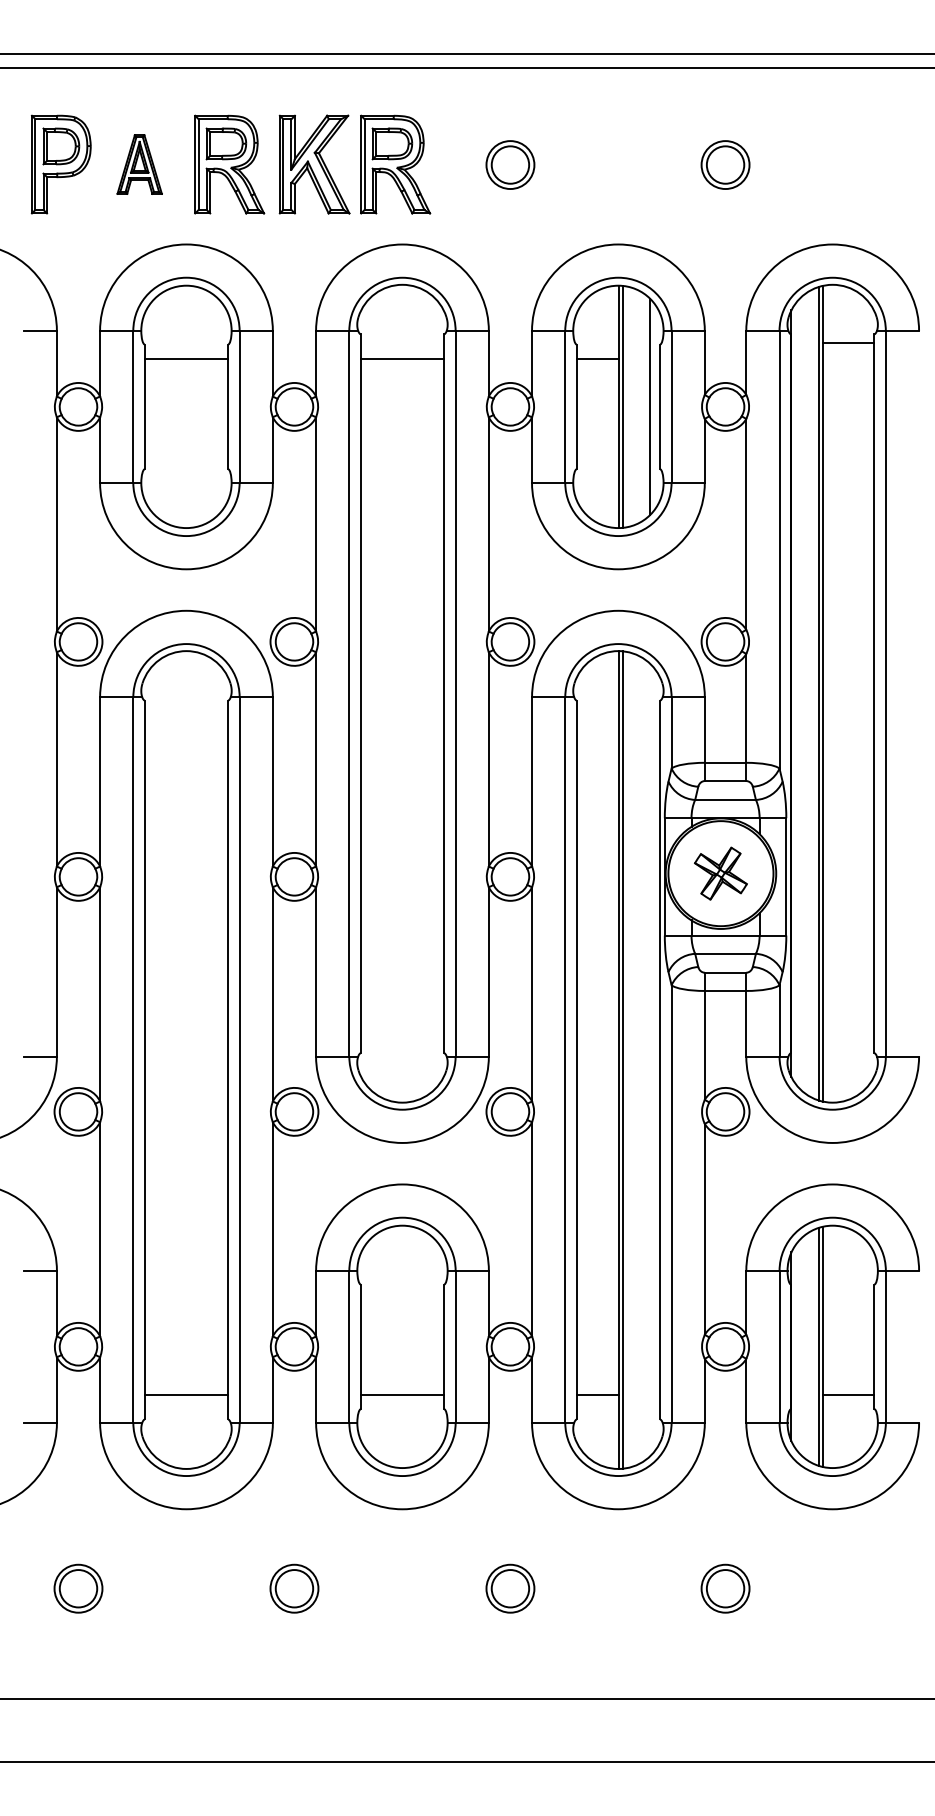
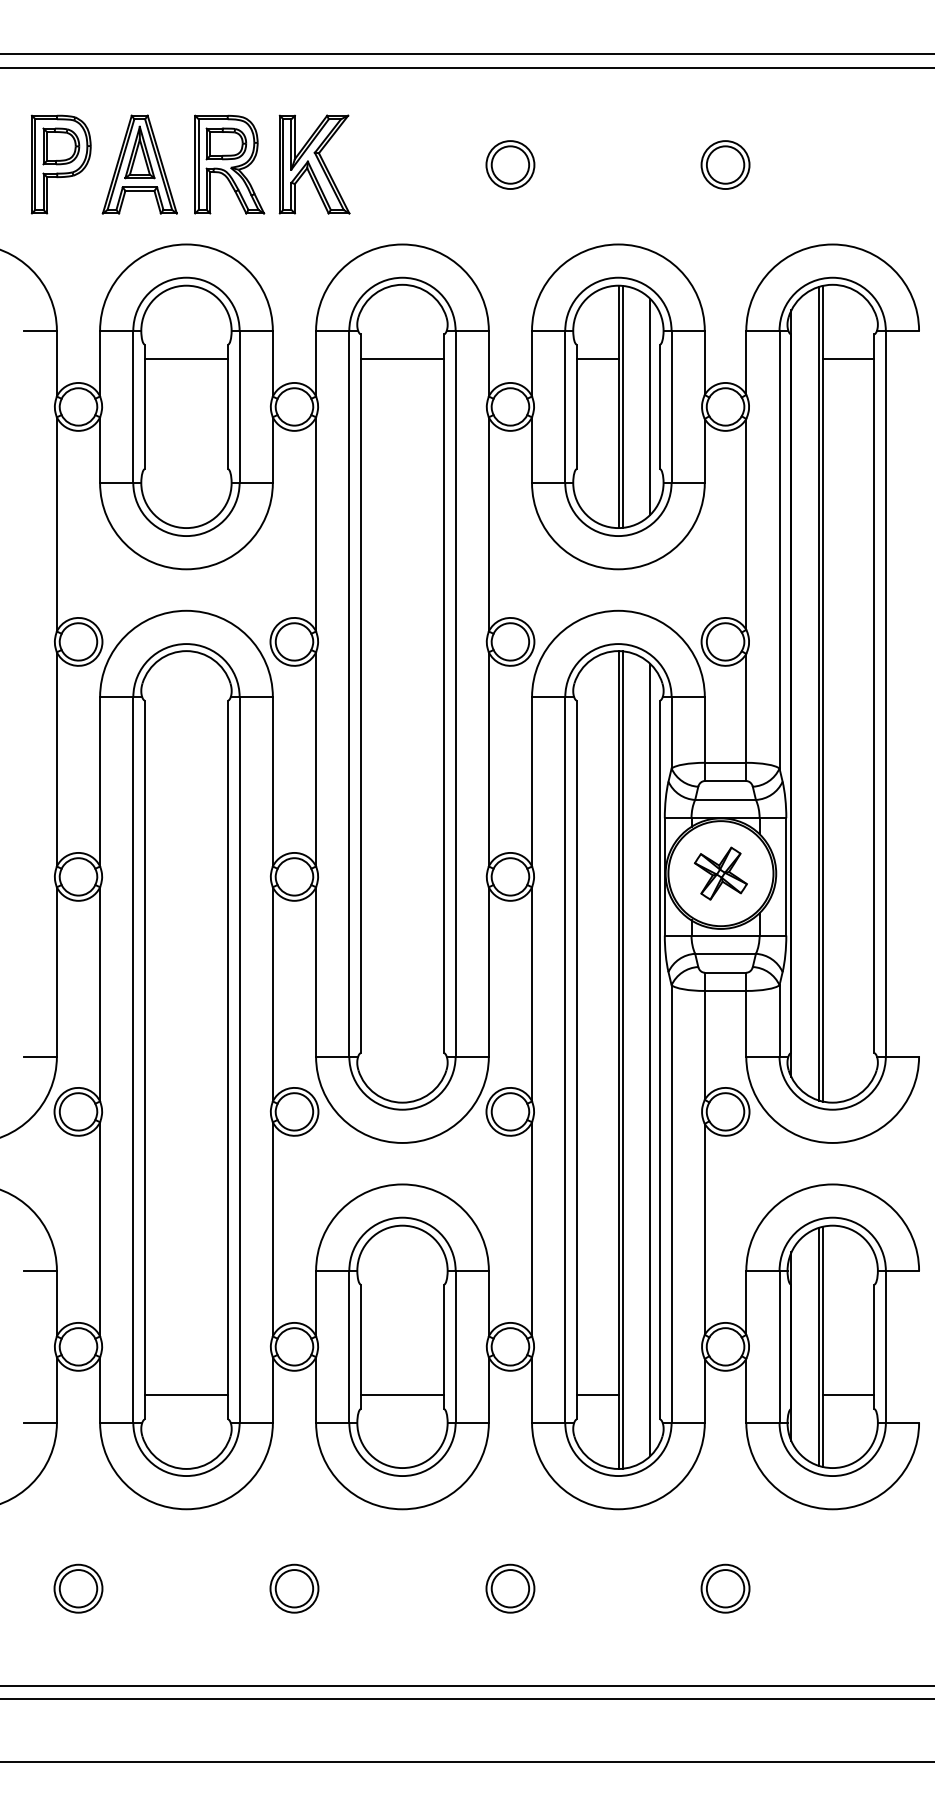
part size: 47x61 px -> 77x101 px (139, 164)
part: present -> none (395, 164)
line position: (848, 342) -> (848, 358) (848, 358)
line: none -> present (650, 1060)
line: none -> present (466, 1686)
